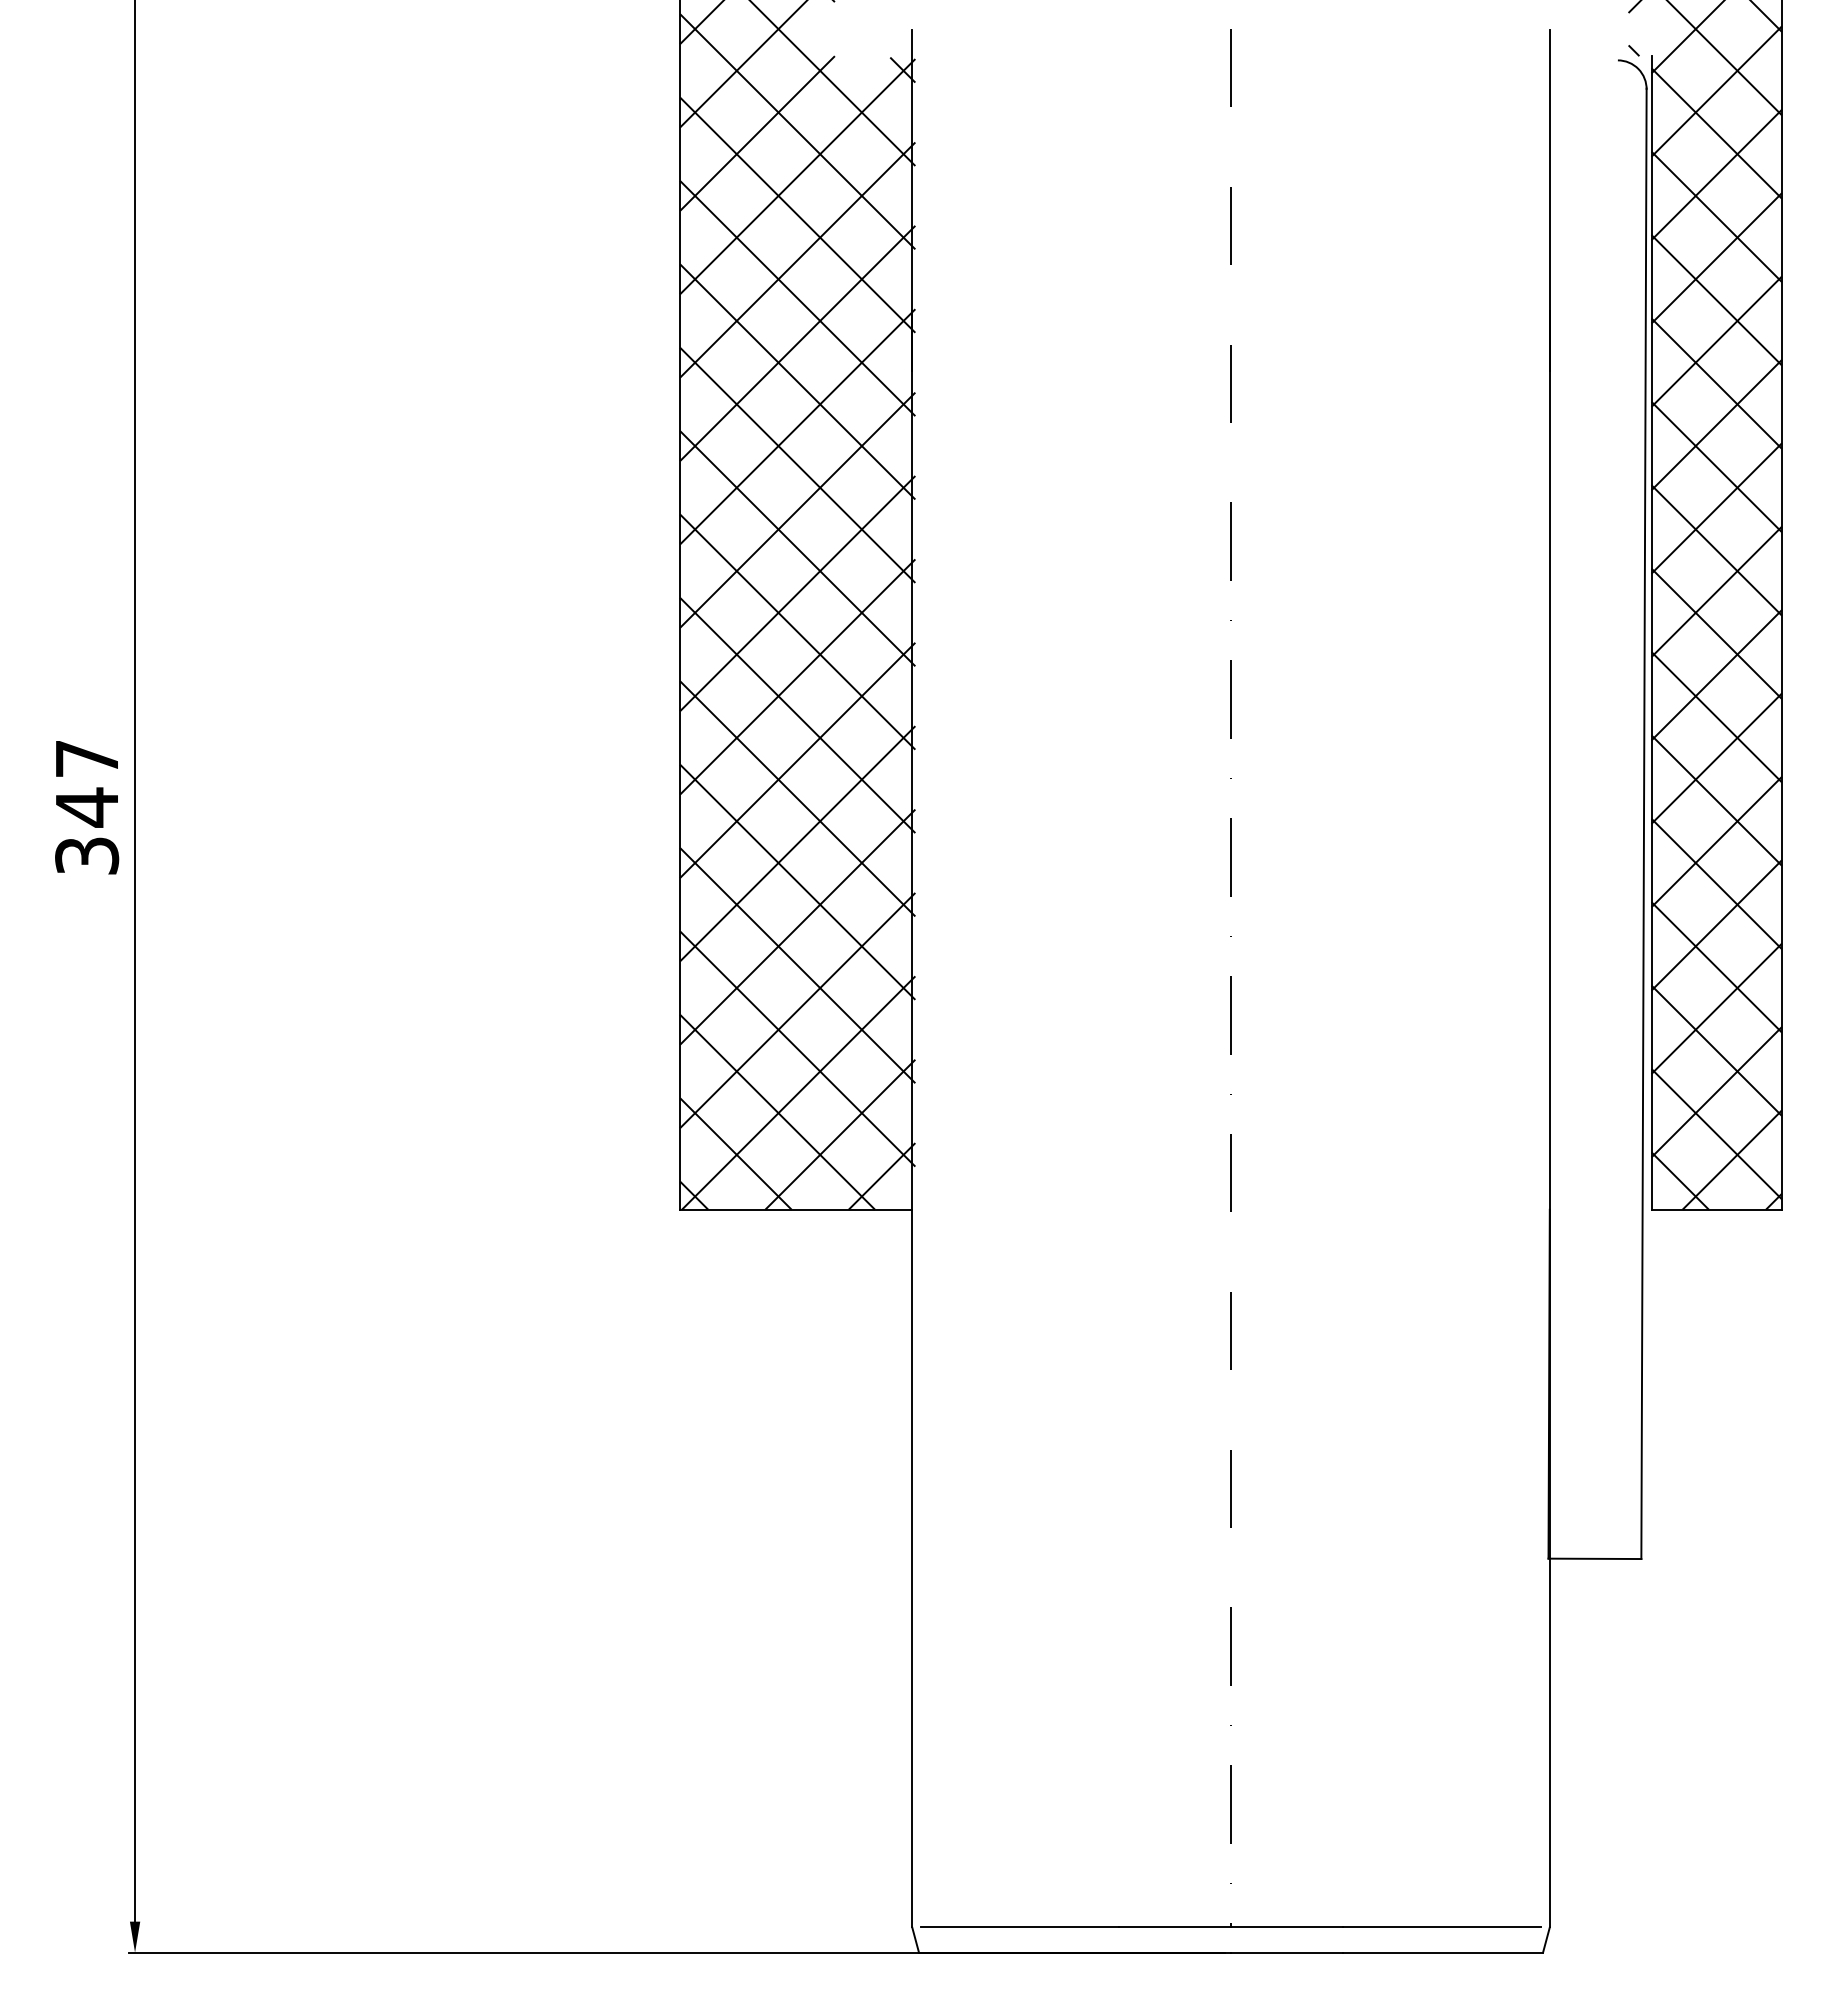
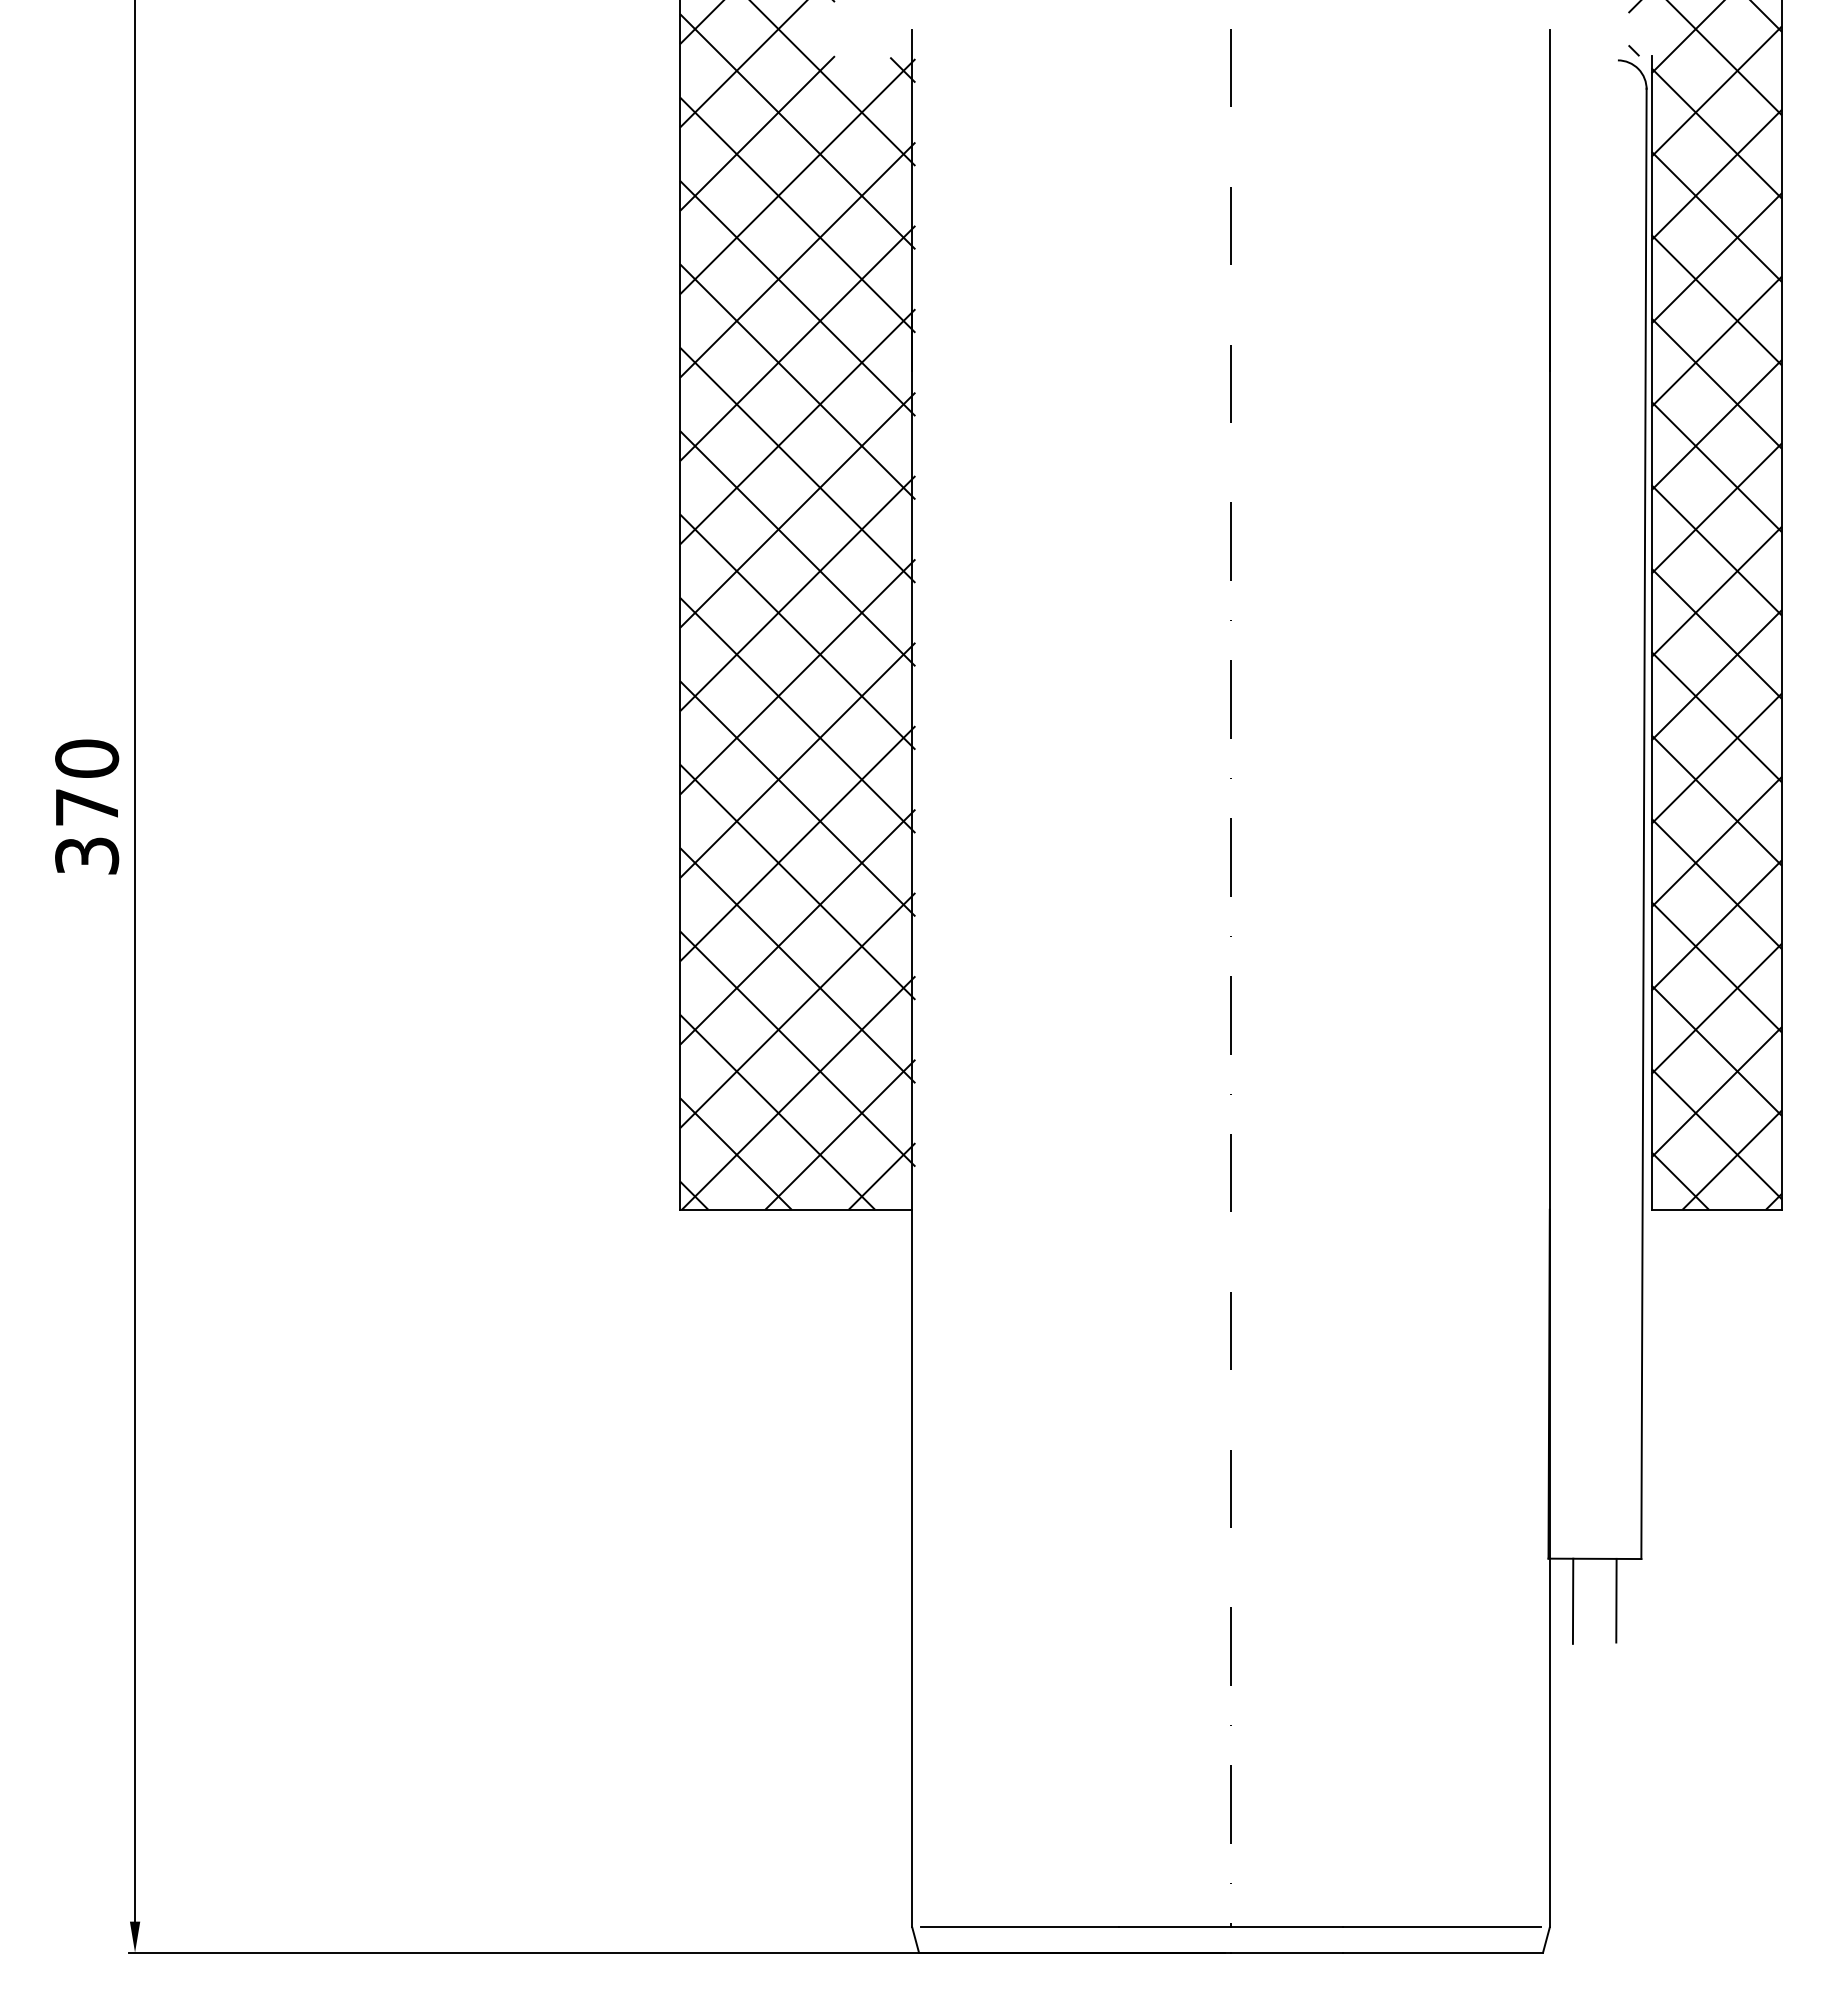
text: 347 -> 370 (87, 783)
line: none -> present (1572, 1600)
line: none -> present (1616, 1600)
